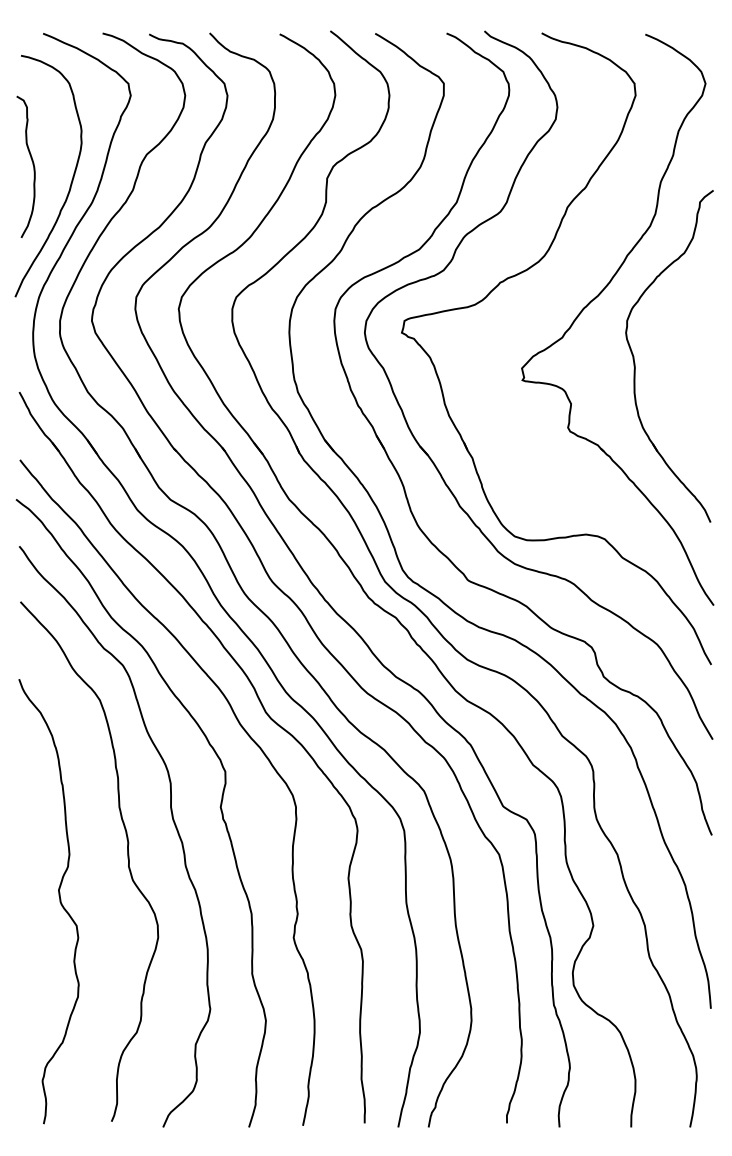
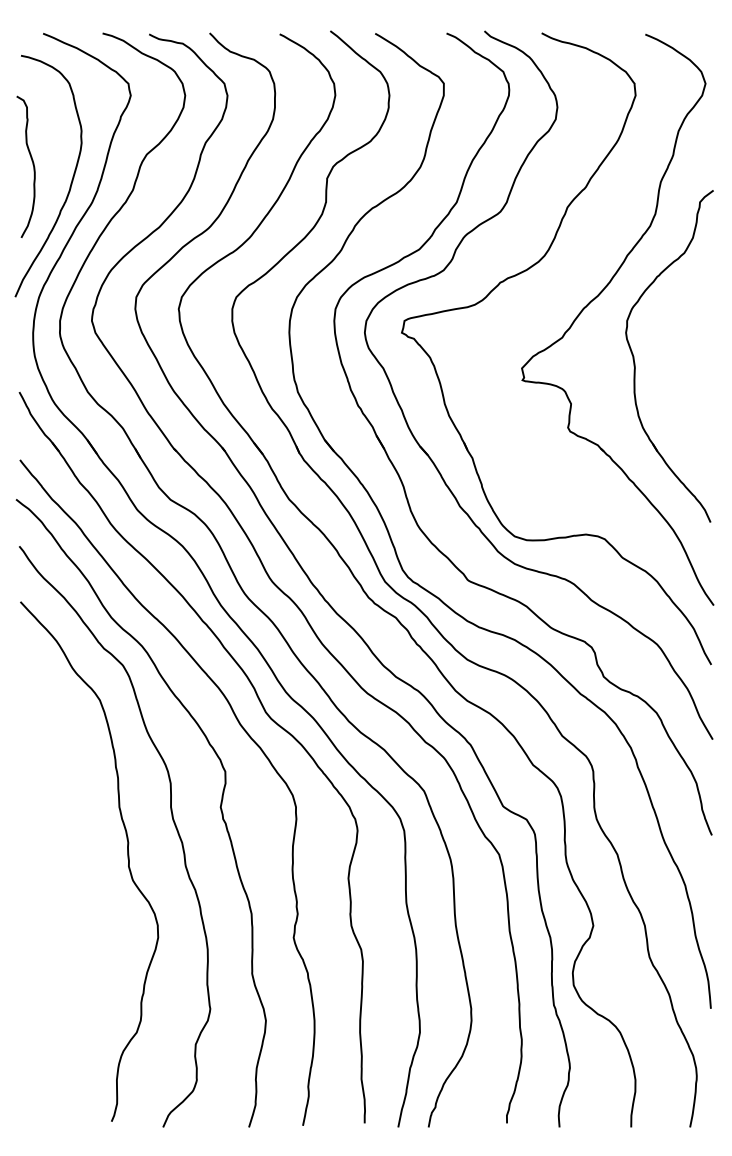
curve: present -> none (59, 901)
